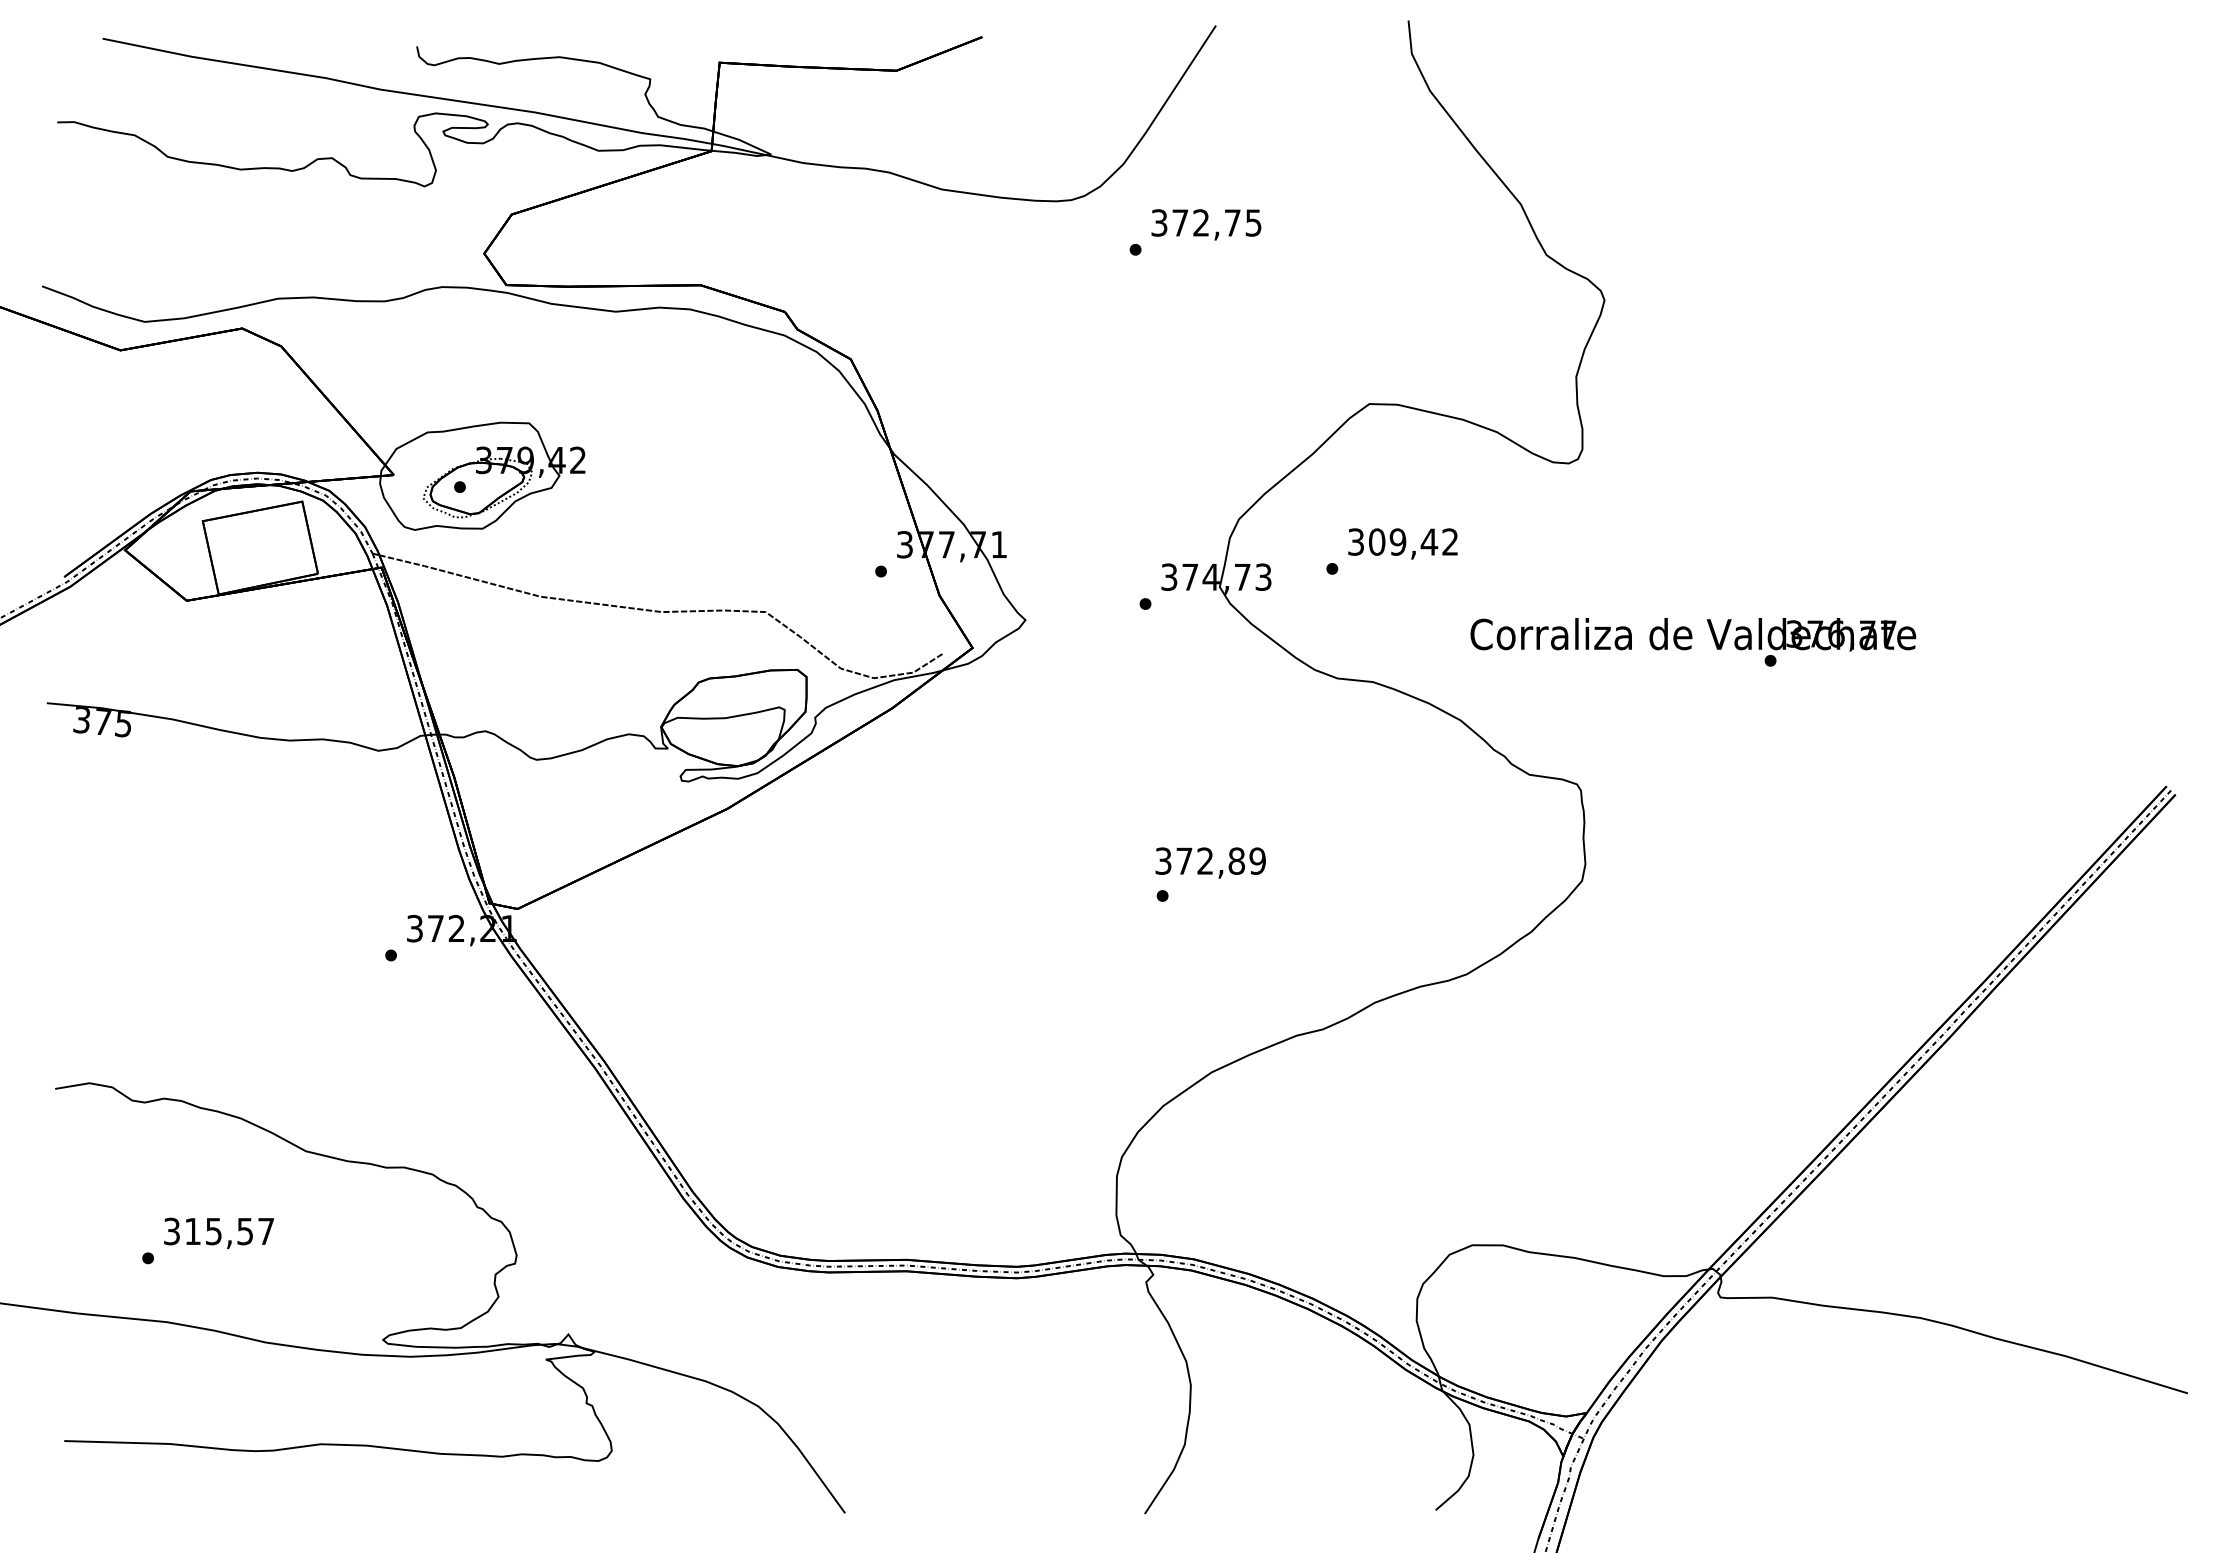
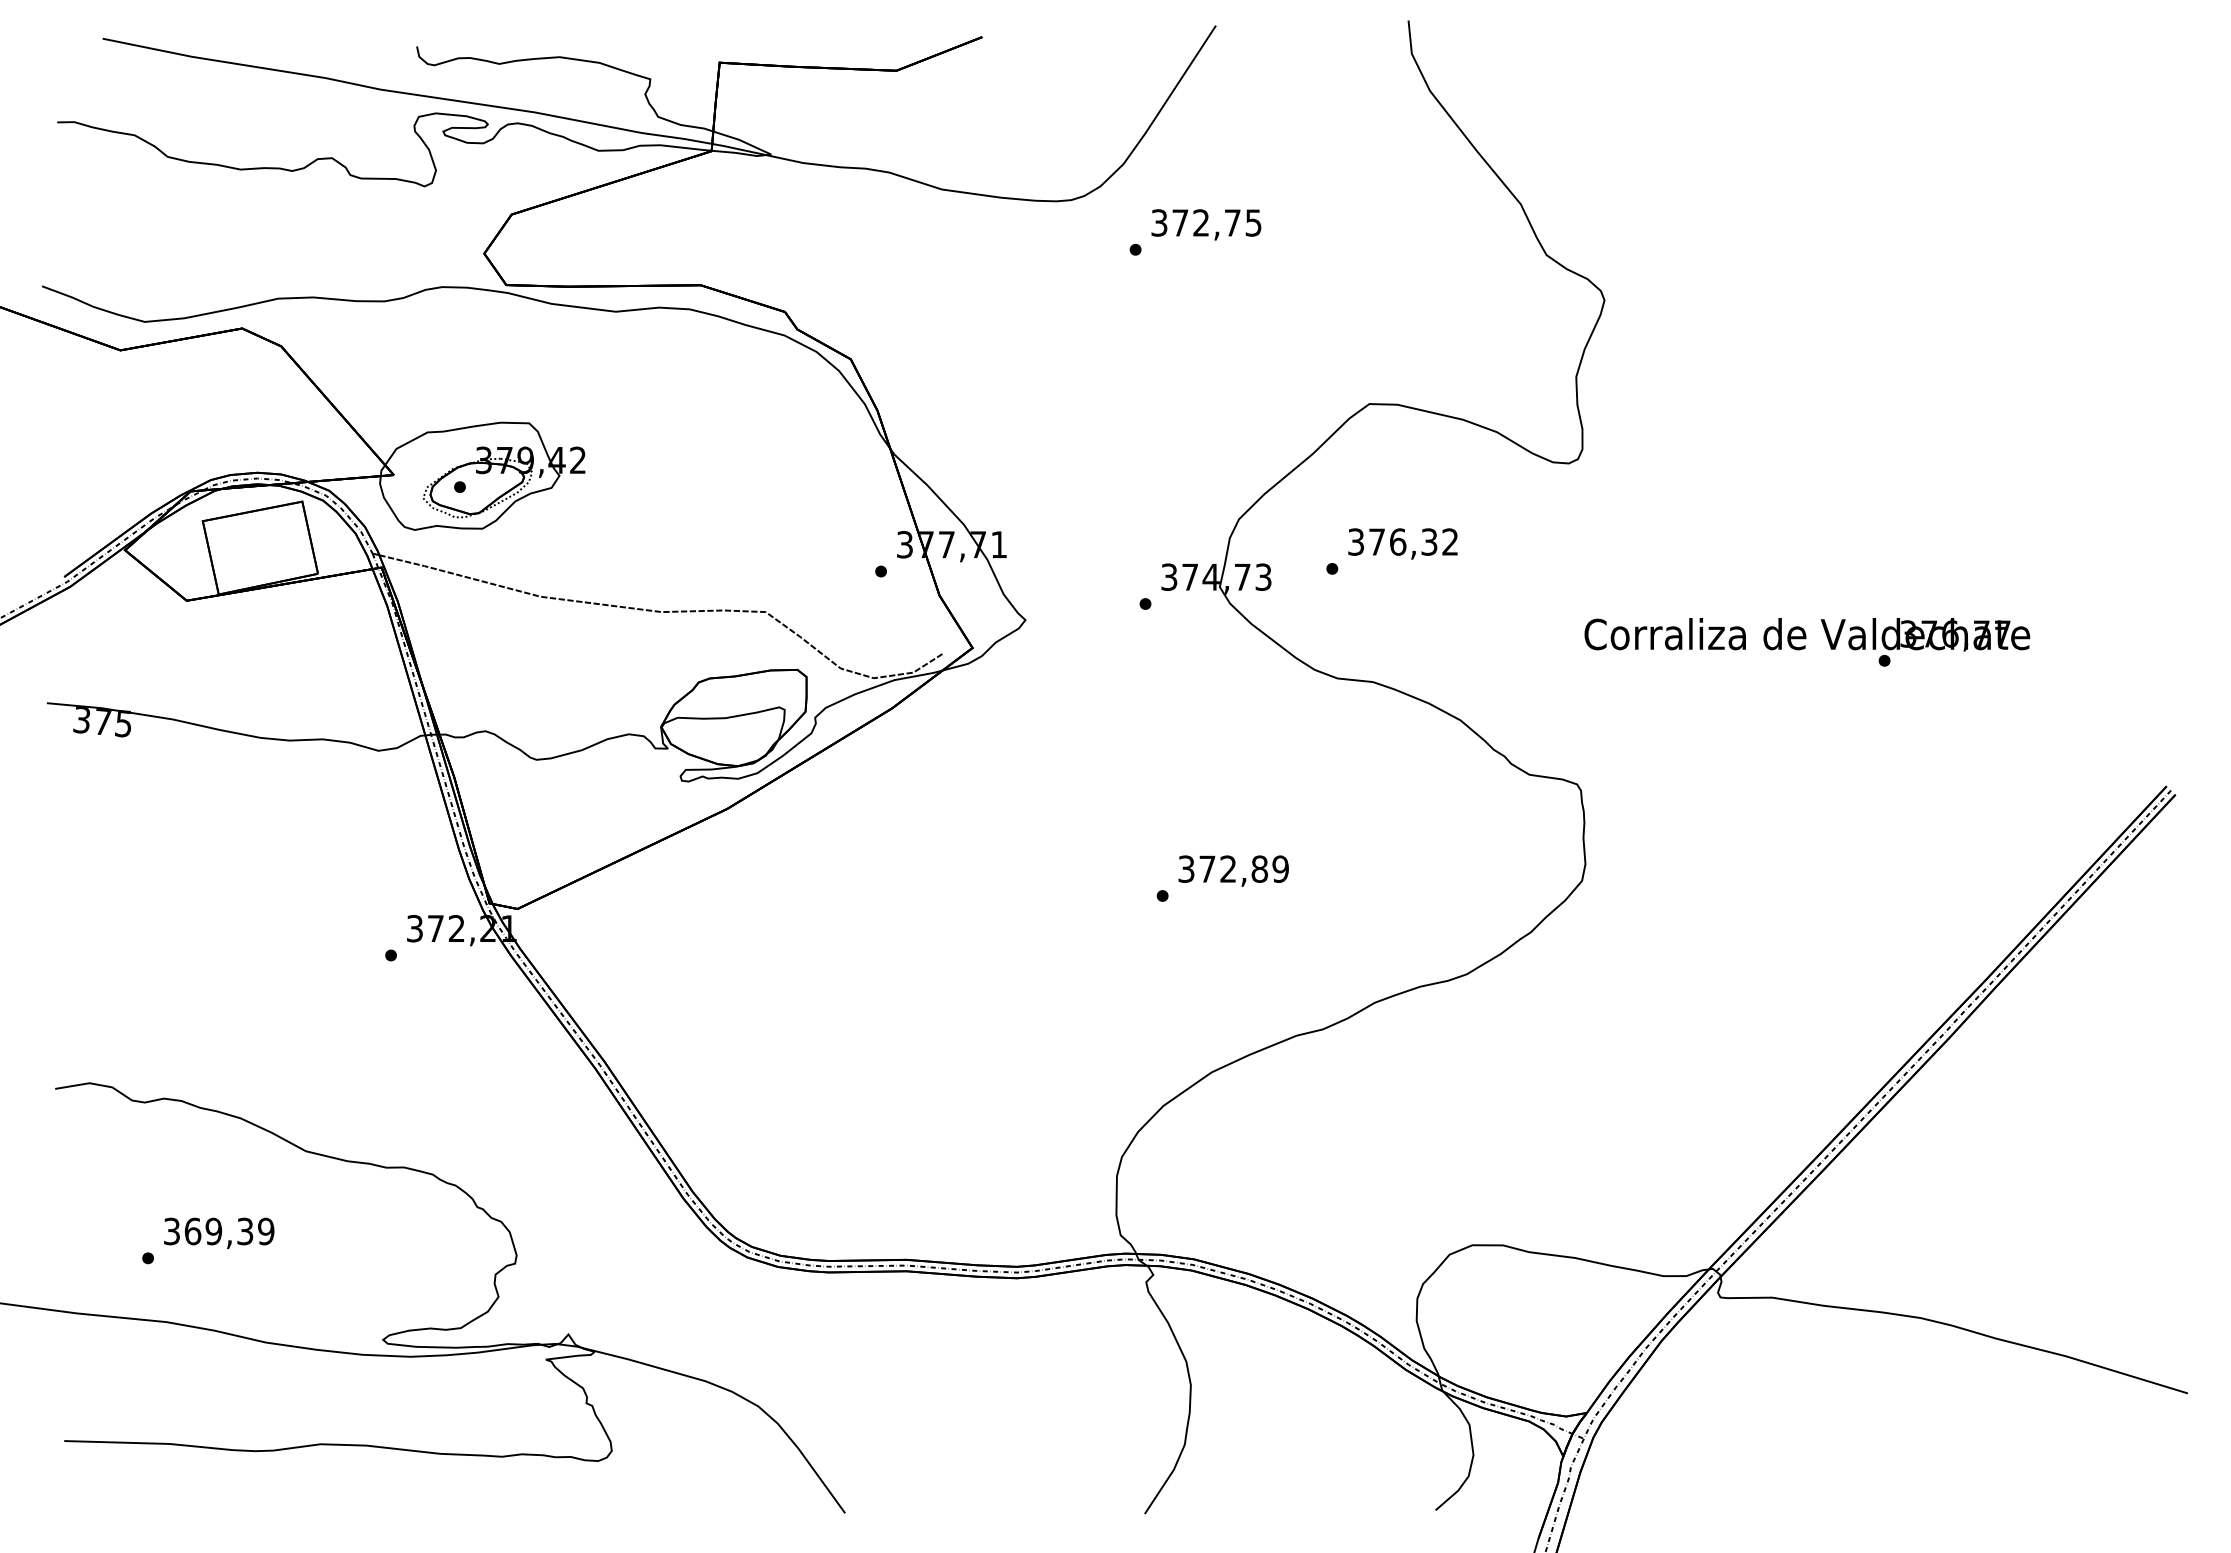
text: 309,42 -> 376,32 (1403, 541)
text position: (1693, 642) -> (1807, 642) (1807, 642)
text position: (1210, 862) -> (1233, 870) (1233, 870)
text: 315,57 -> 369,39 (229, 1231)
